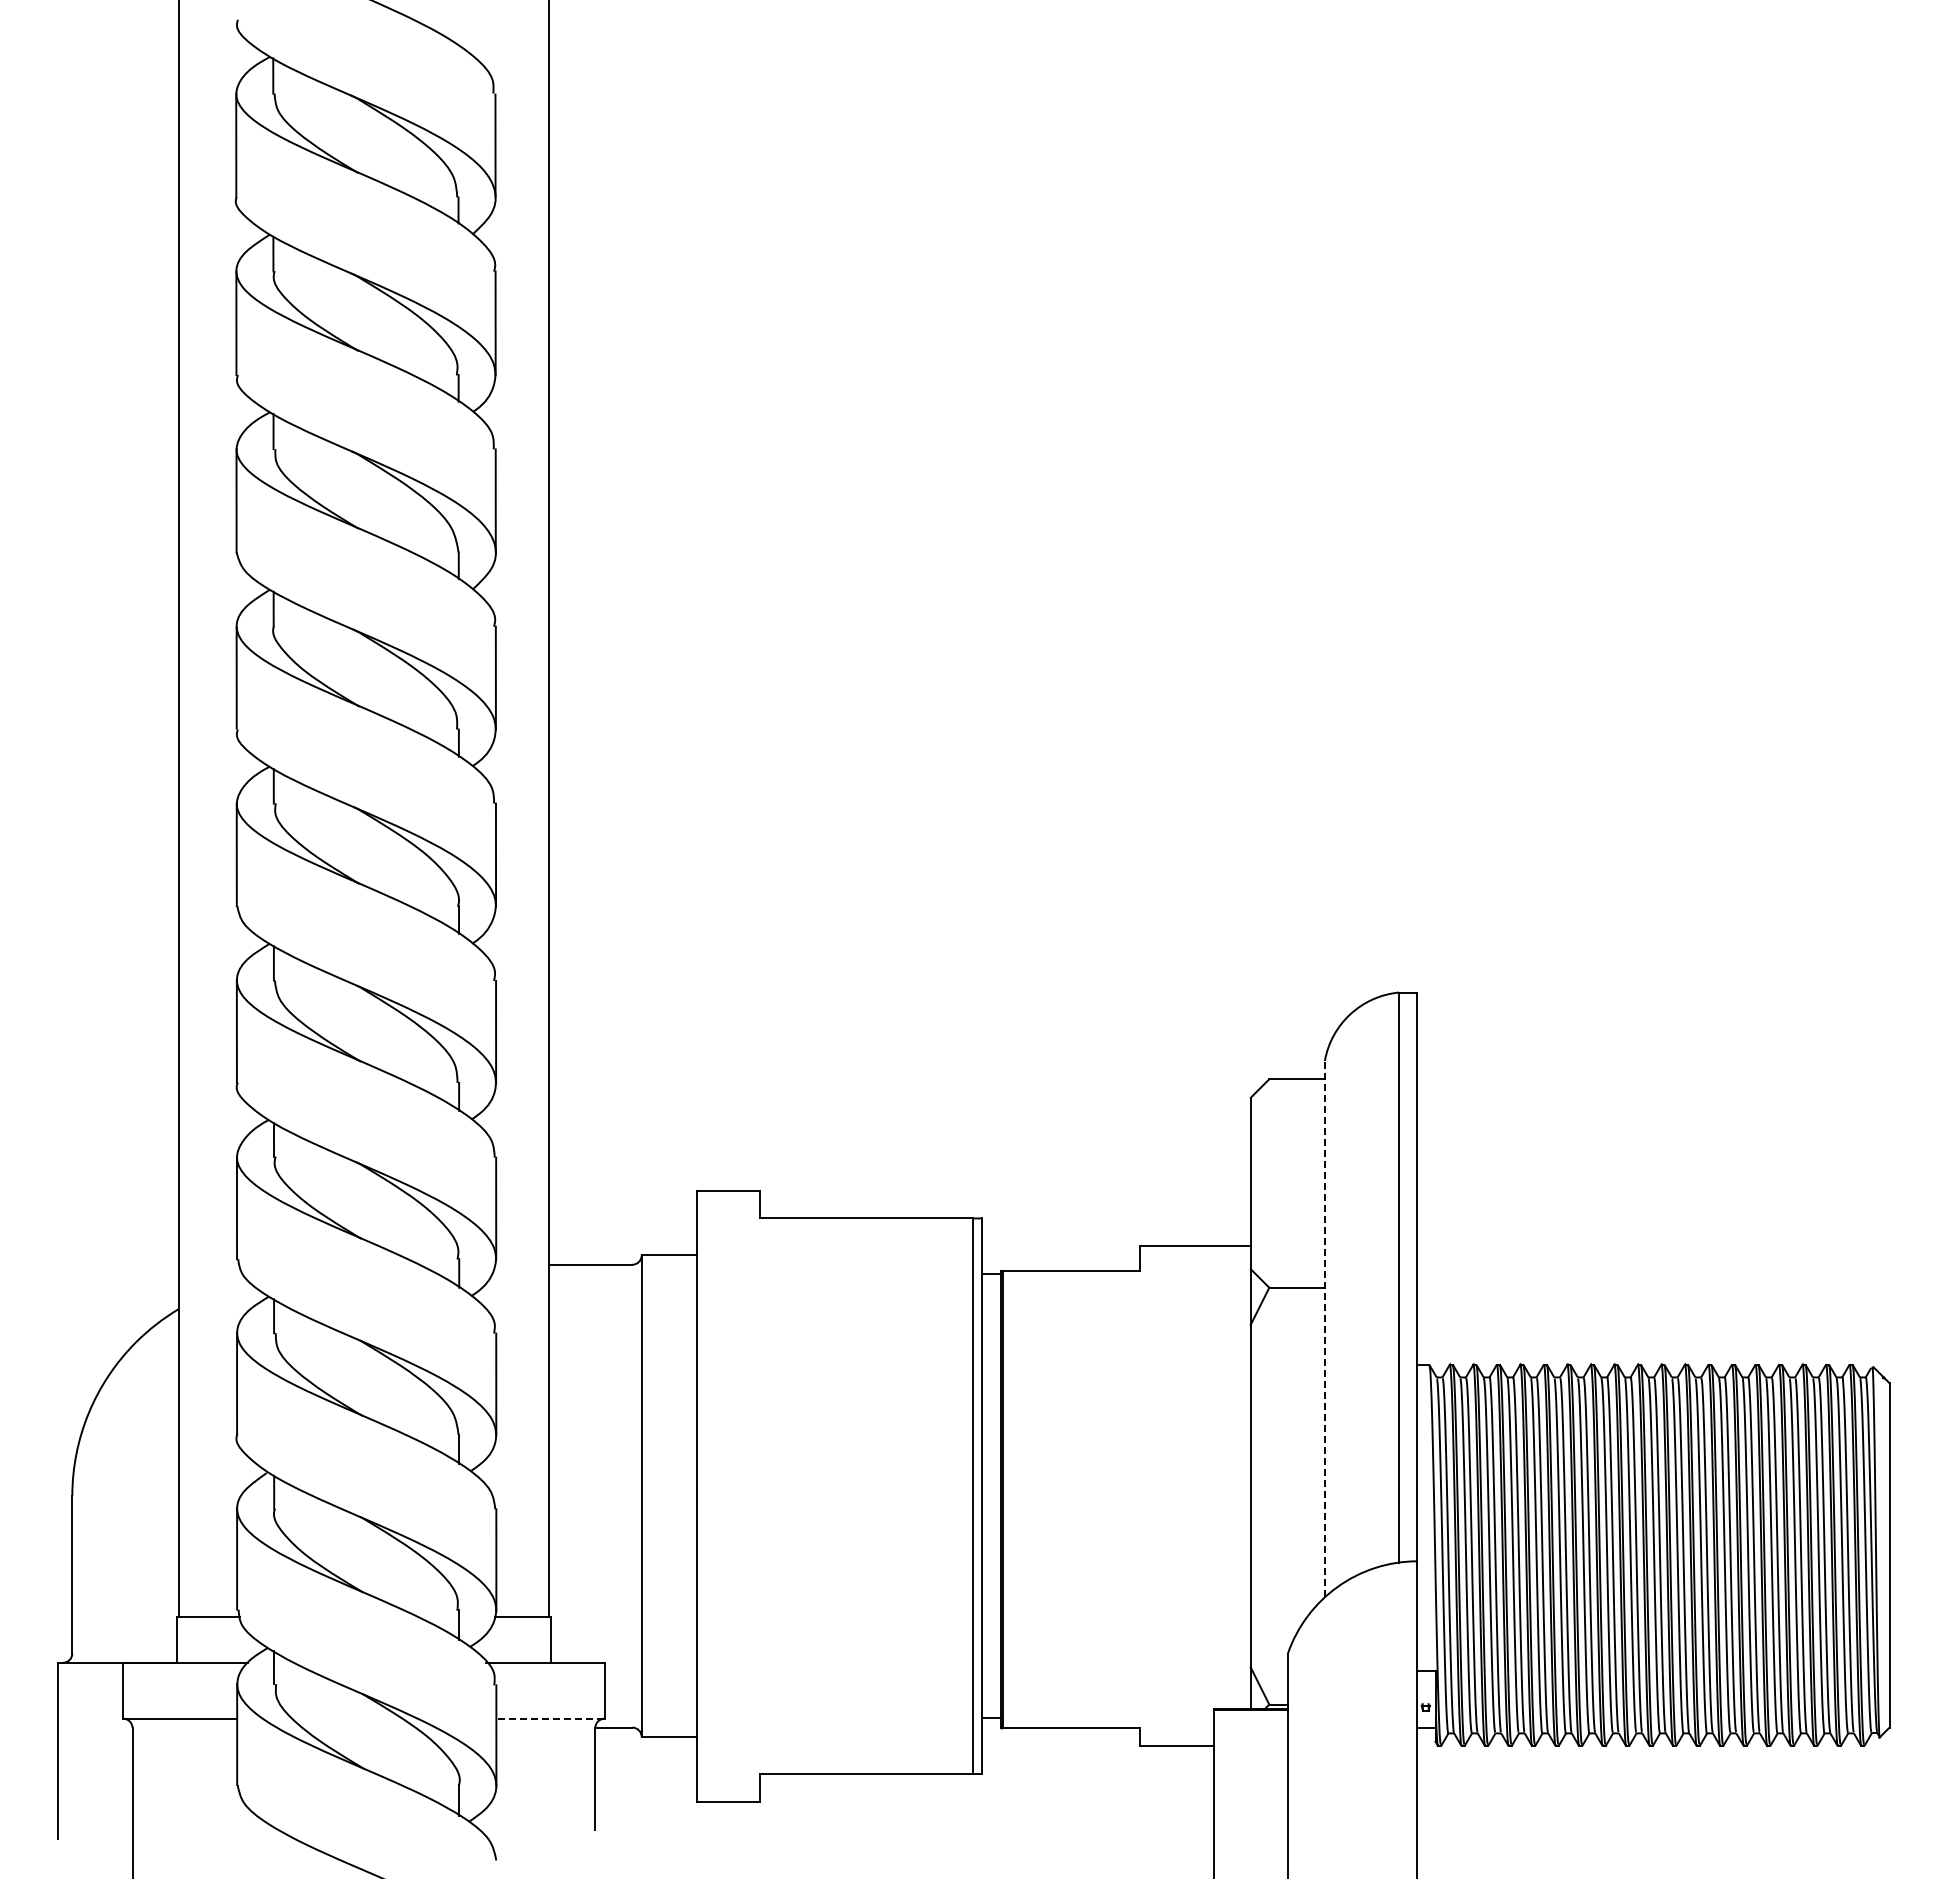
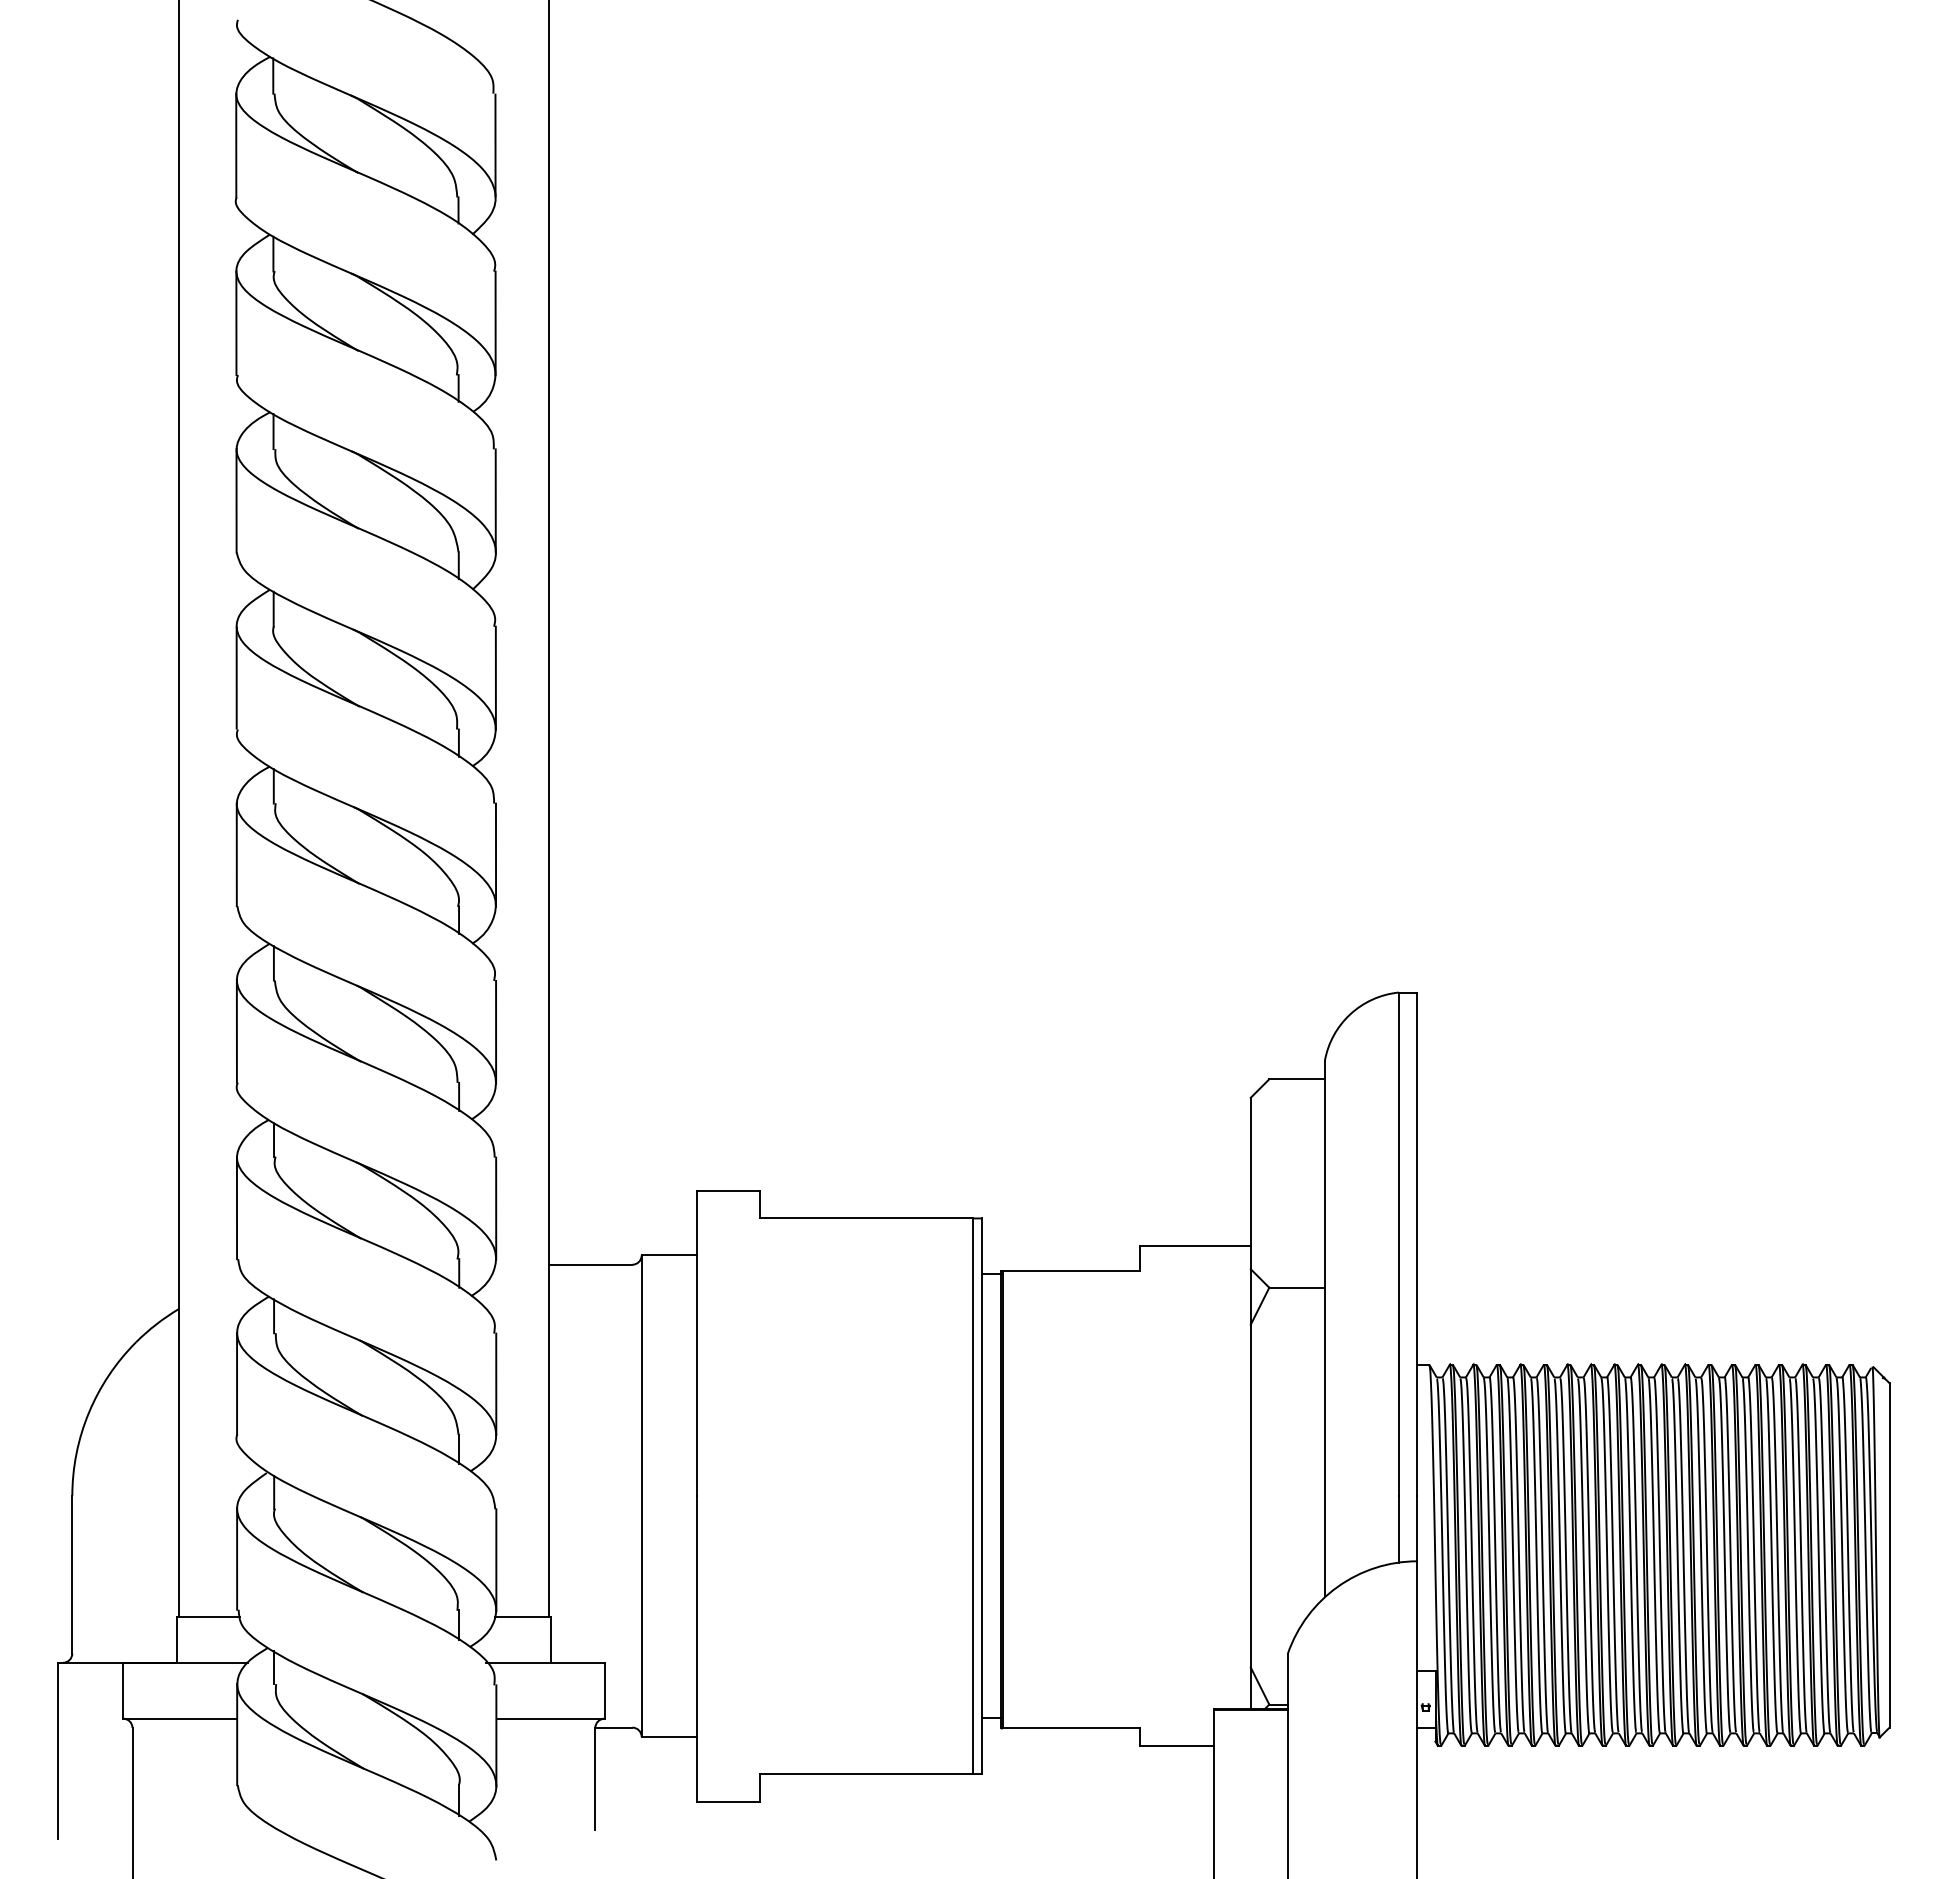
line: dashed -> solid (1324, 1328)
line: dashed -> solid (551, 1718)
